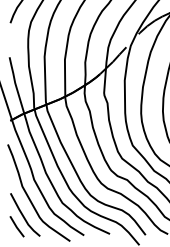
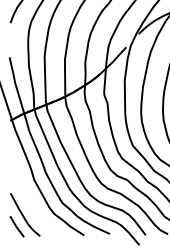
curve: present -> none (30, 198)
